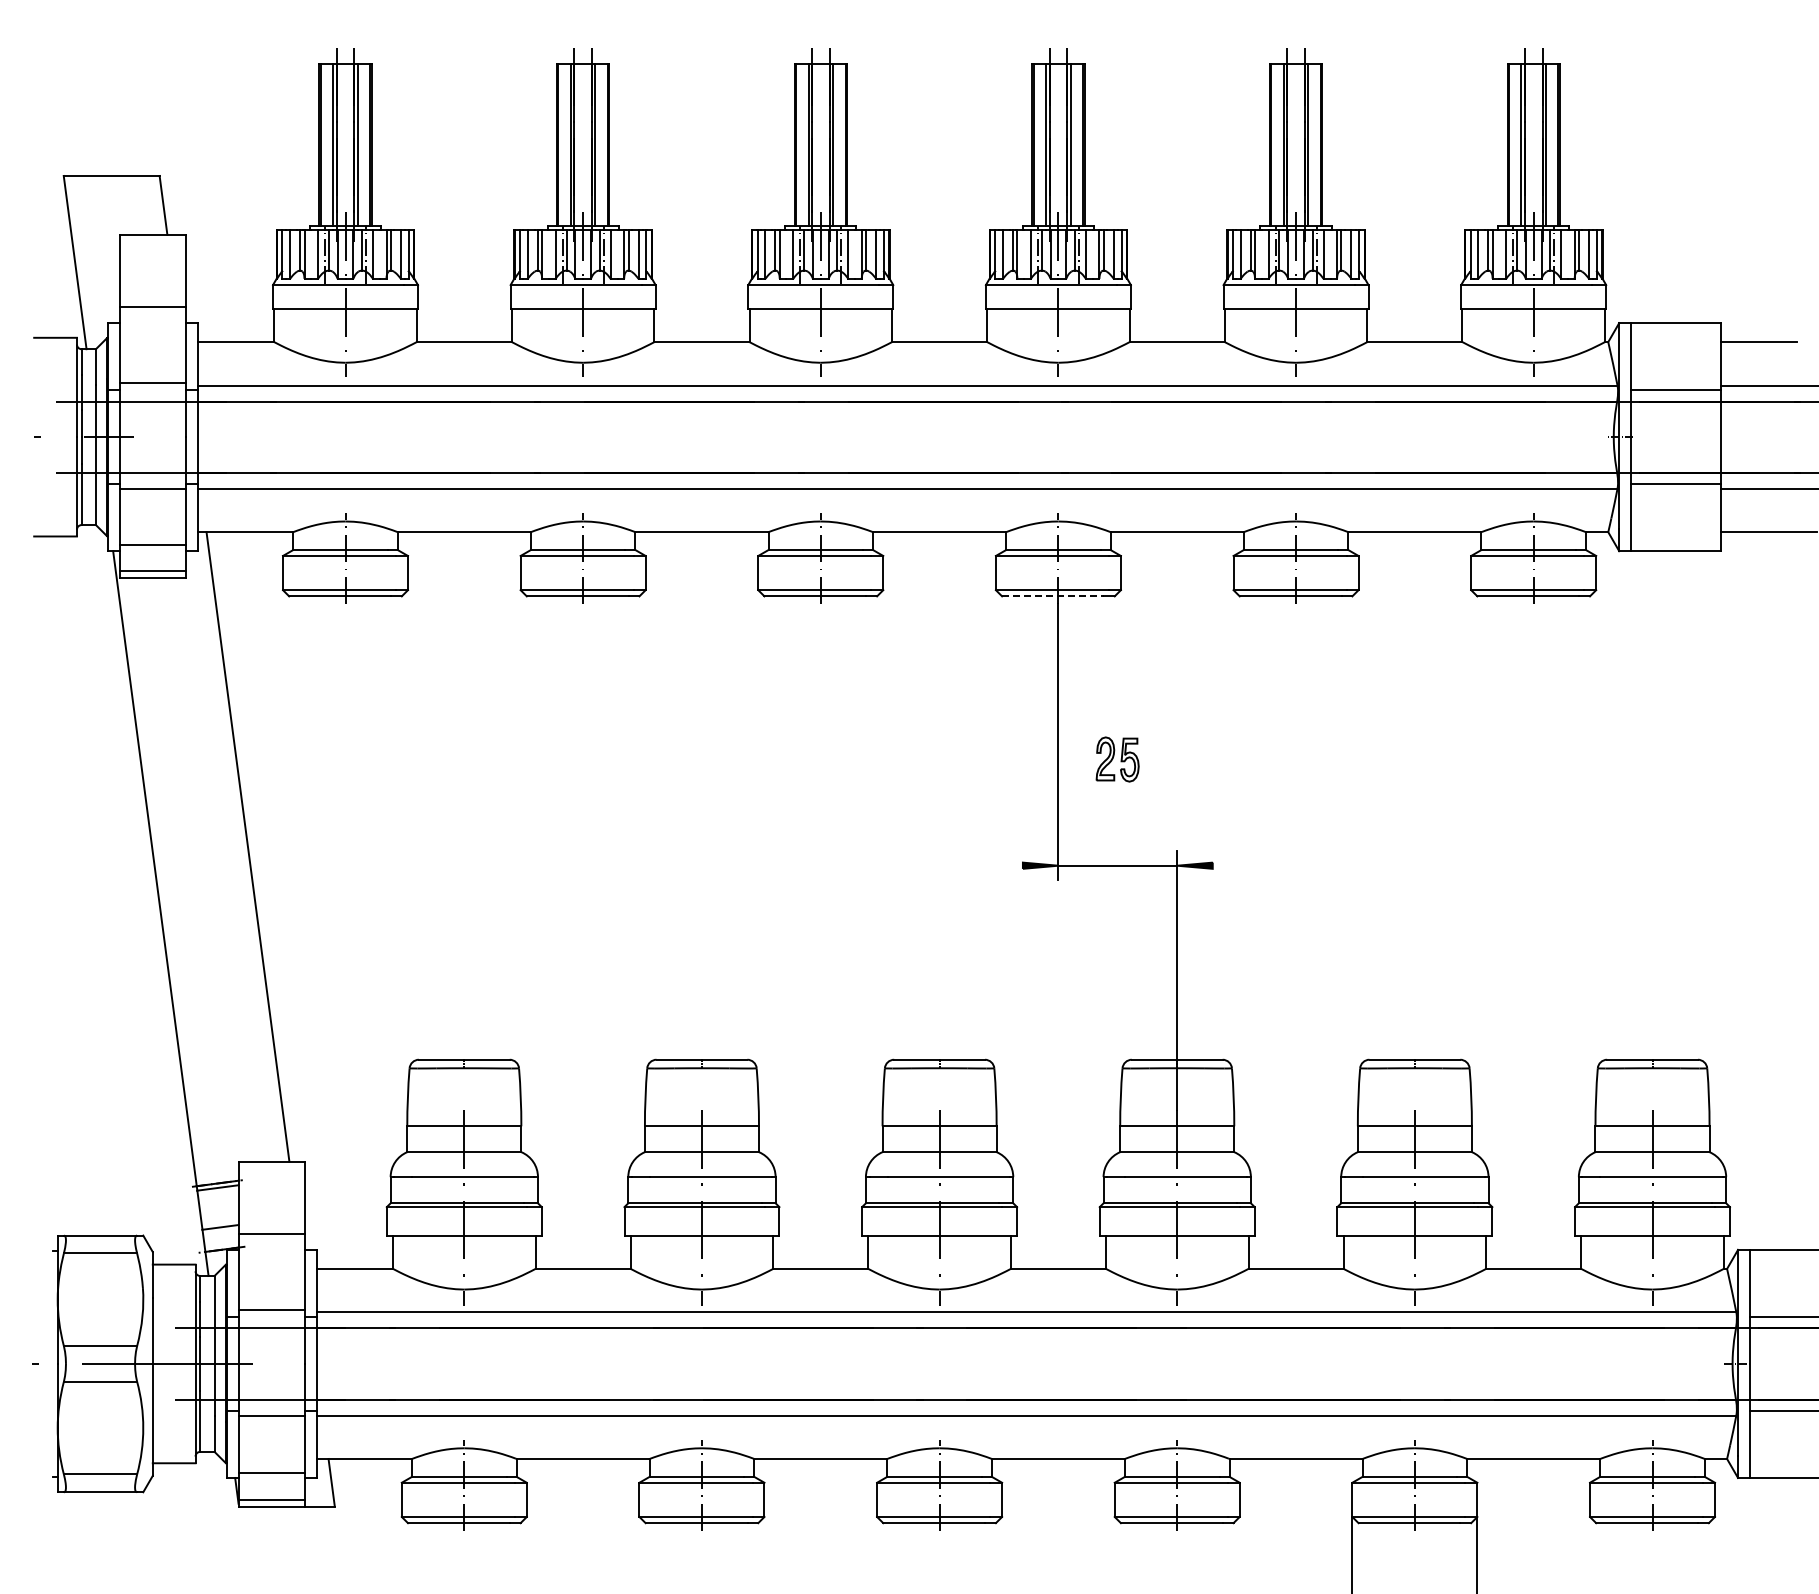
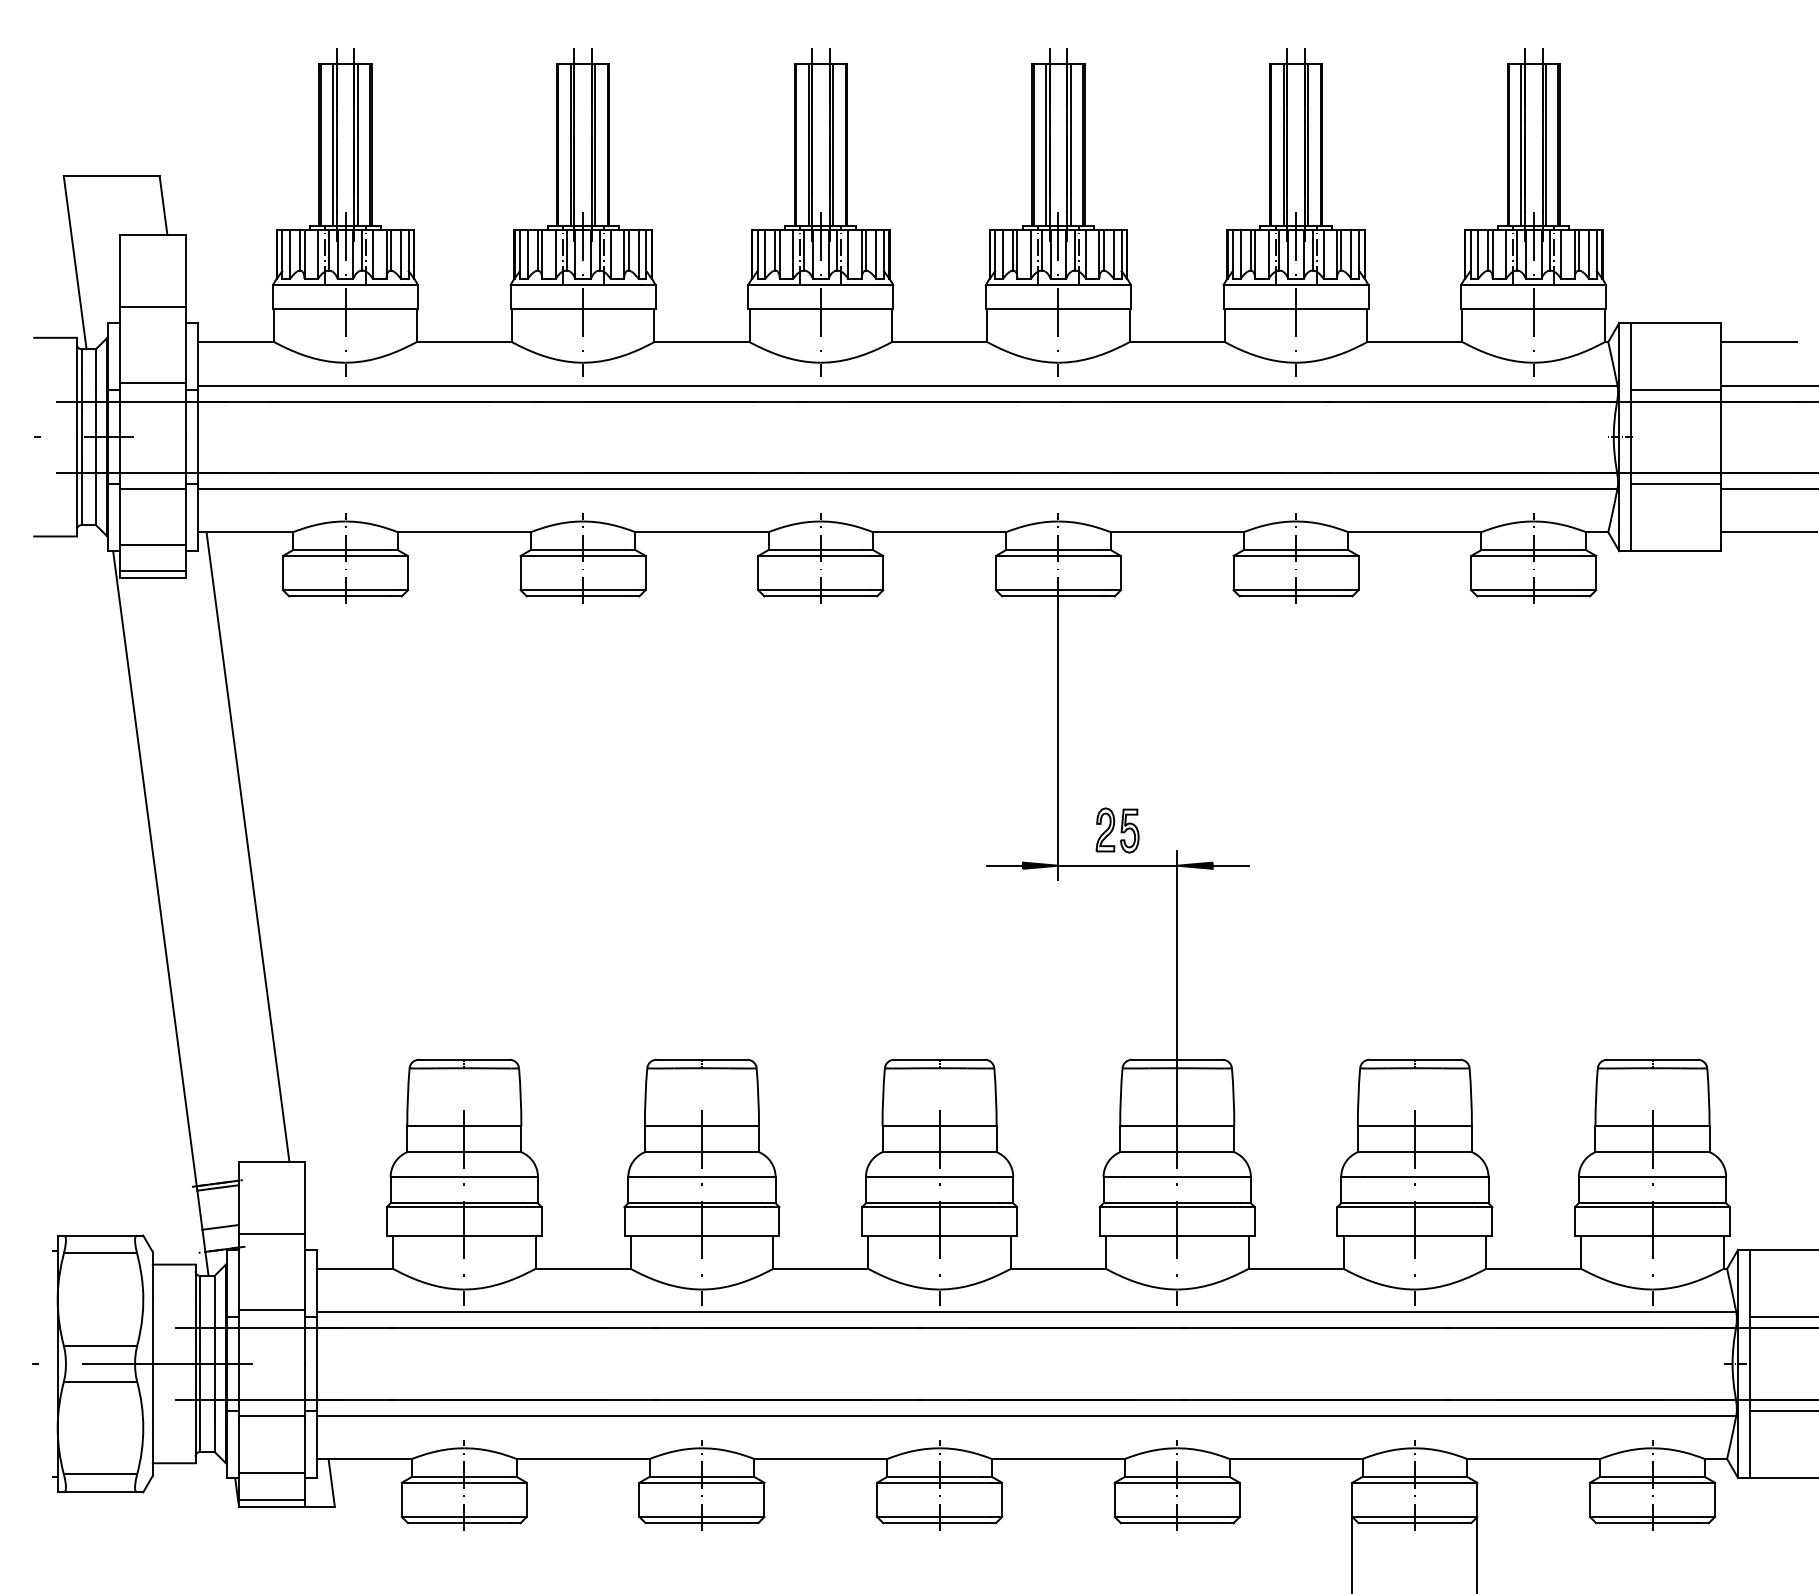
line: dashed -> solid (1053, 596)
part position: (1117, 759) -> (1117, 830) (1117, 830)
line: none -> present (1004, 865)
line: none -> present (1230, 865)
